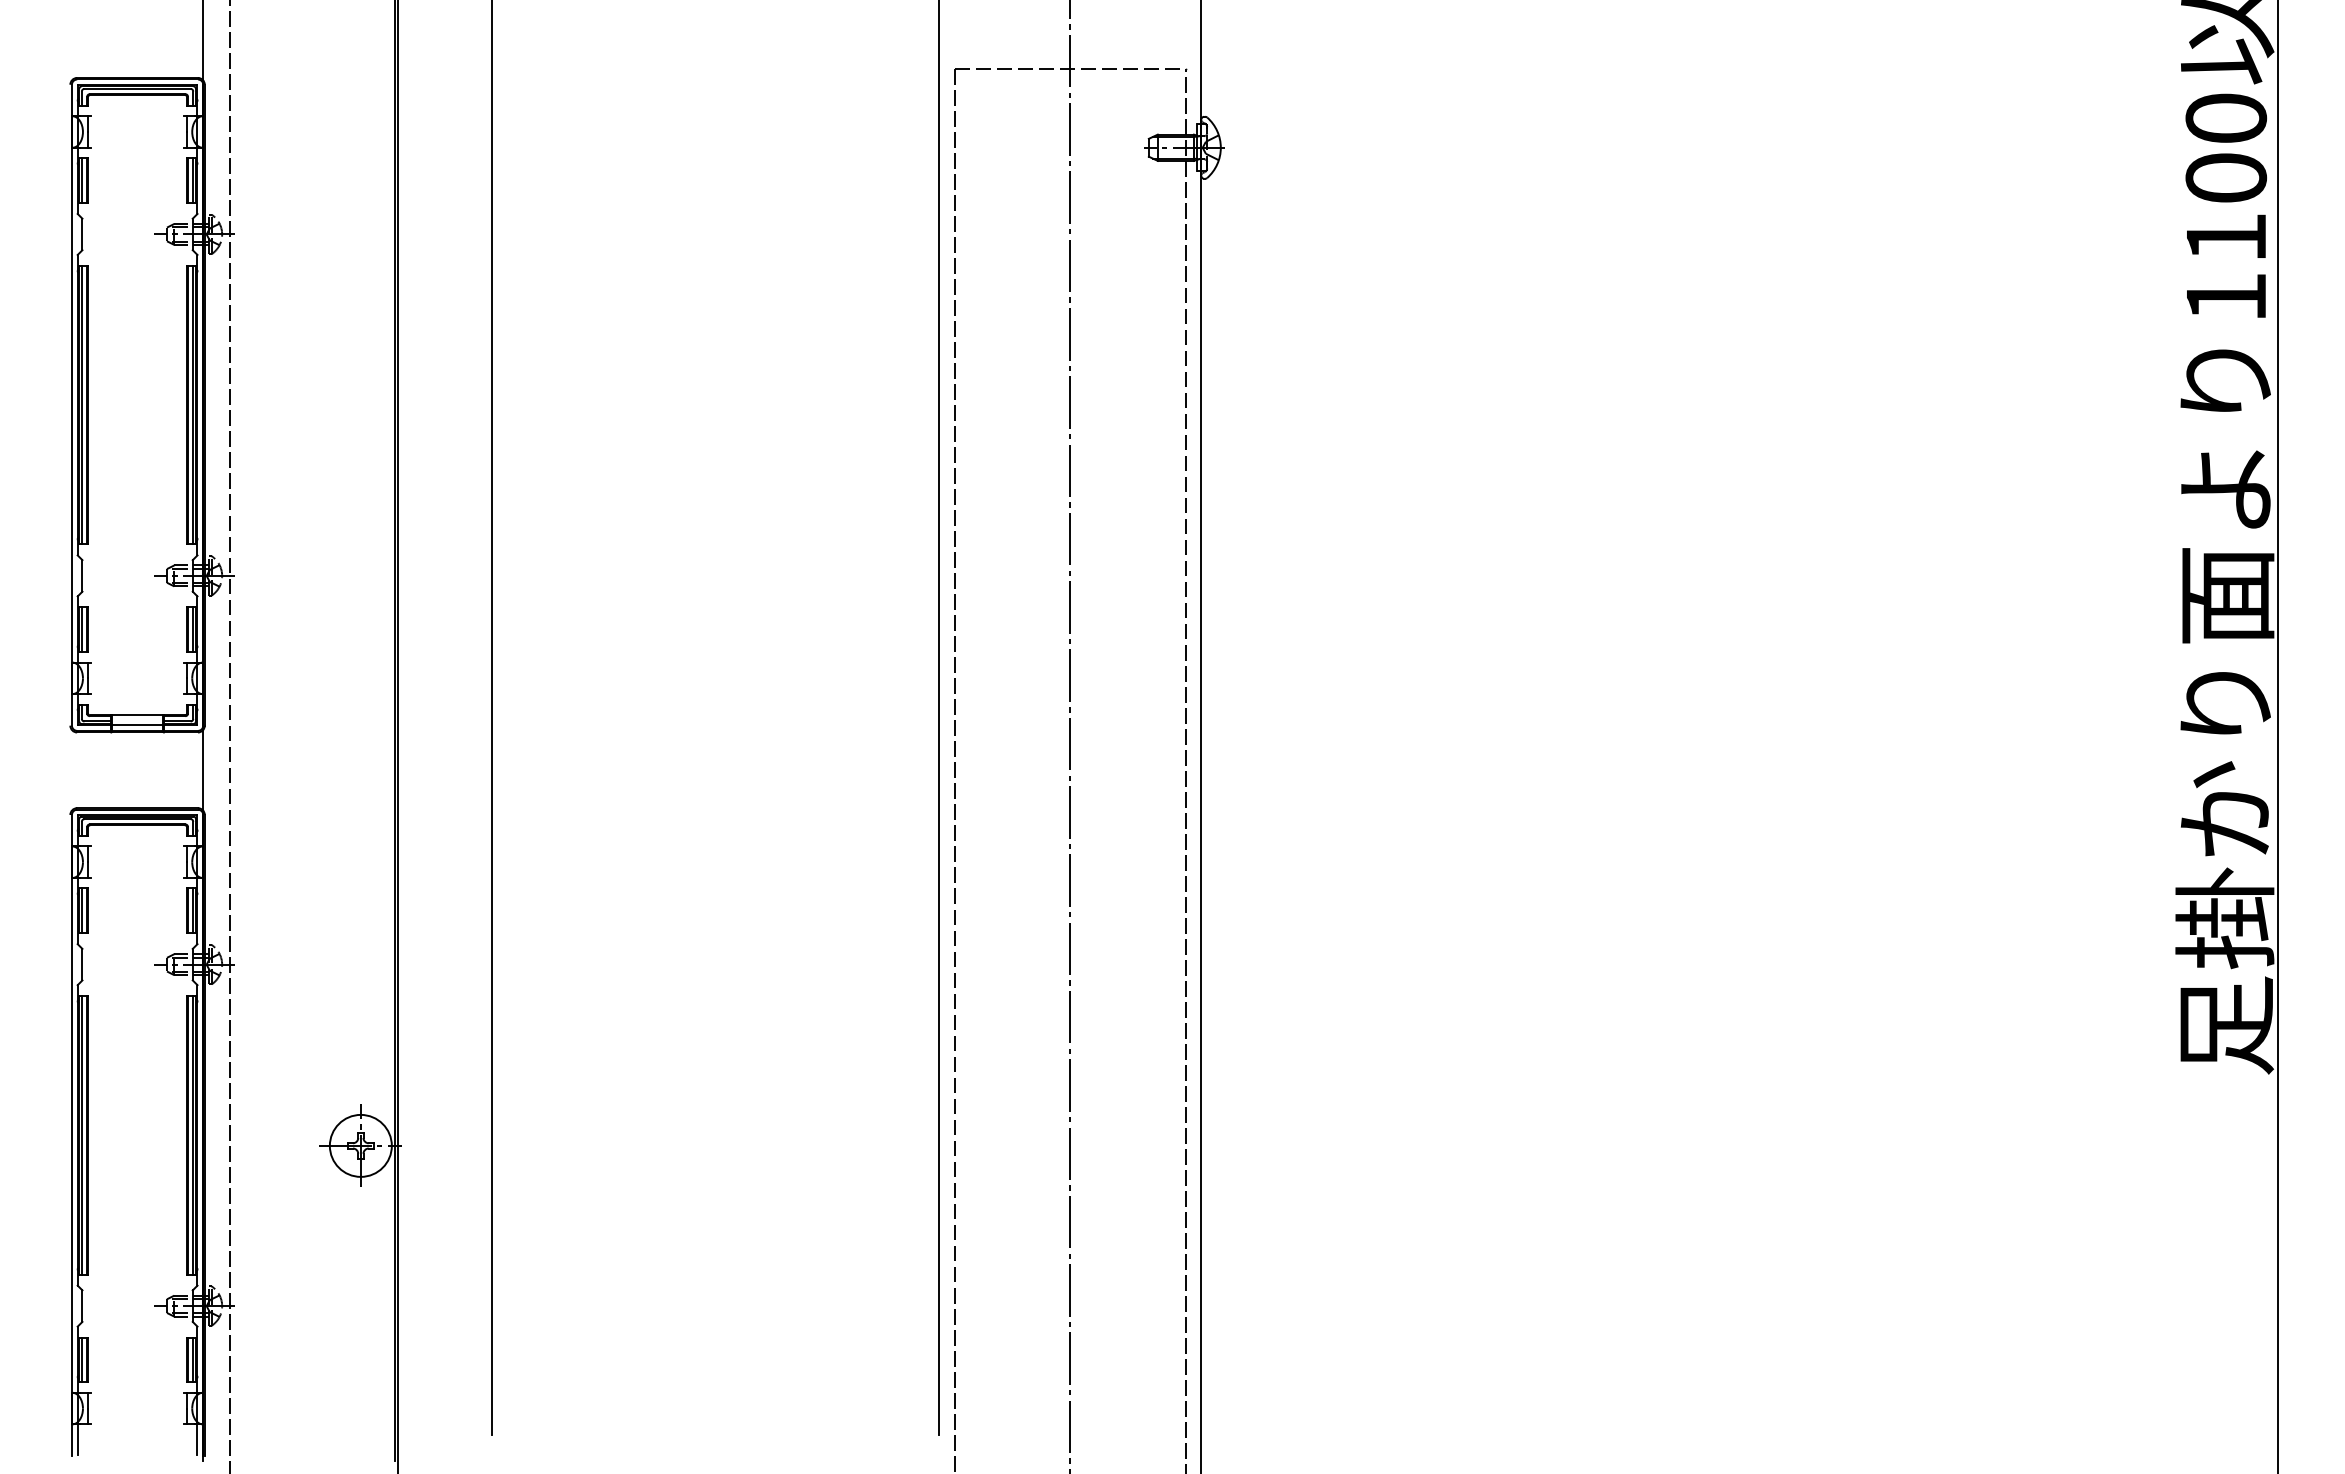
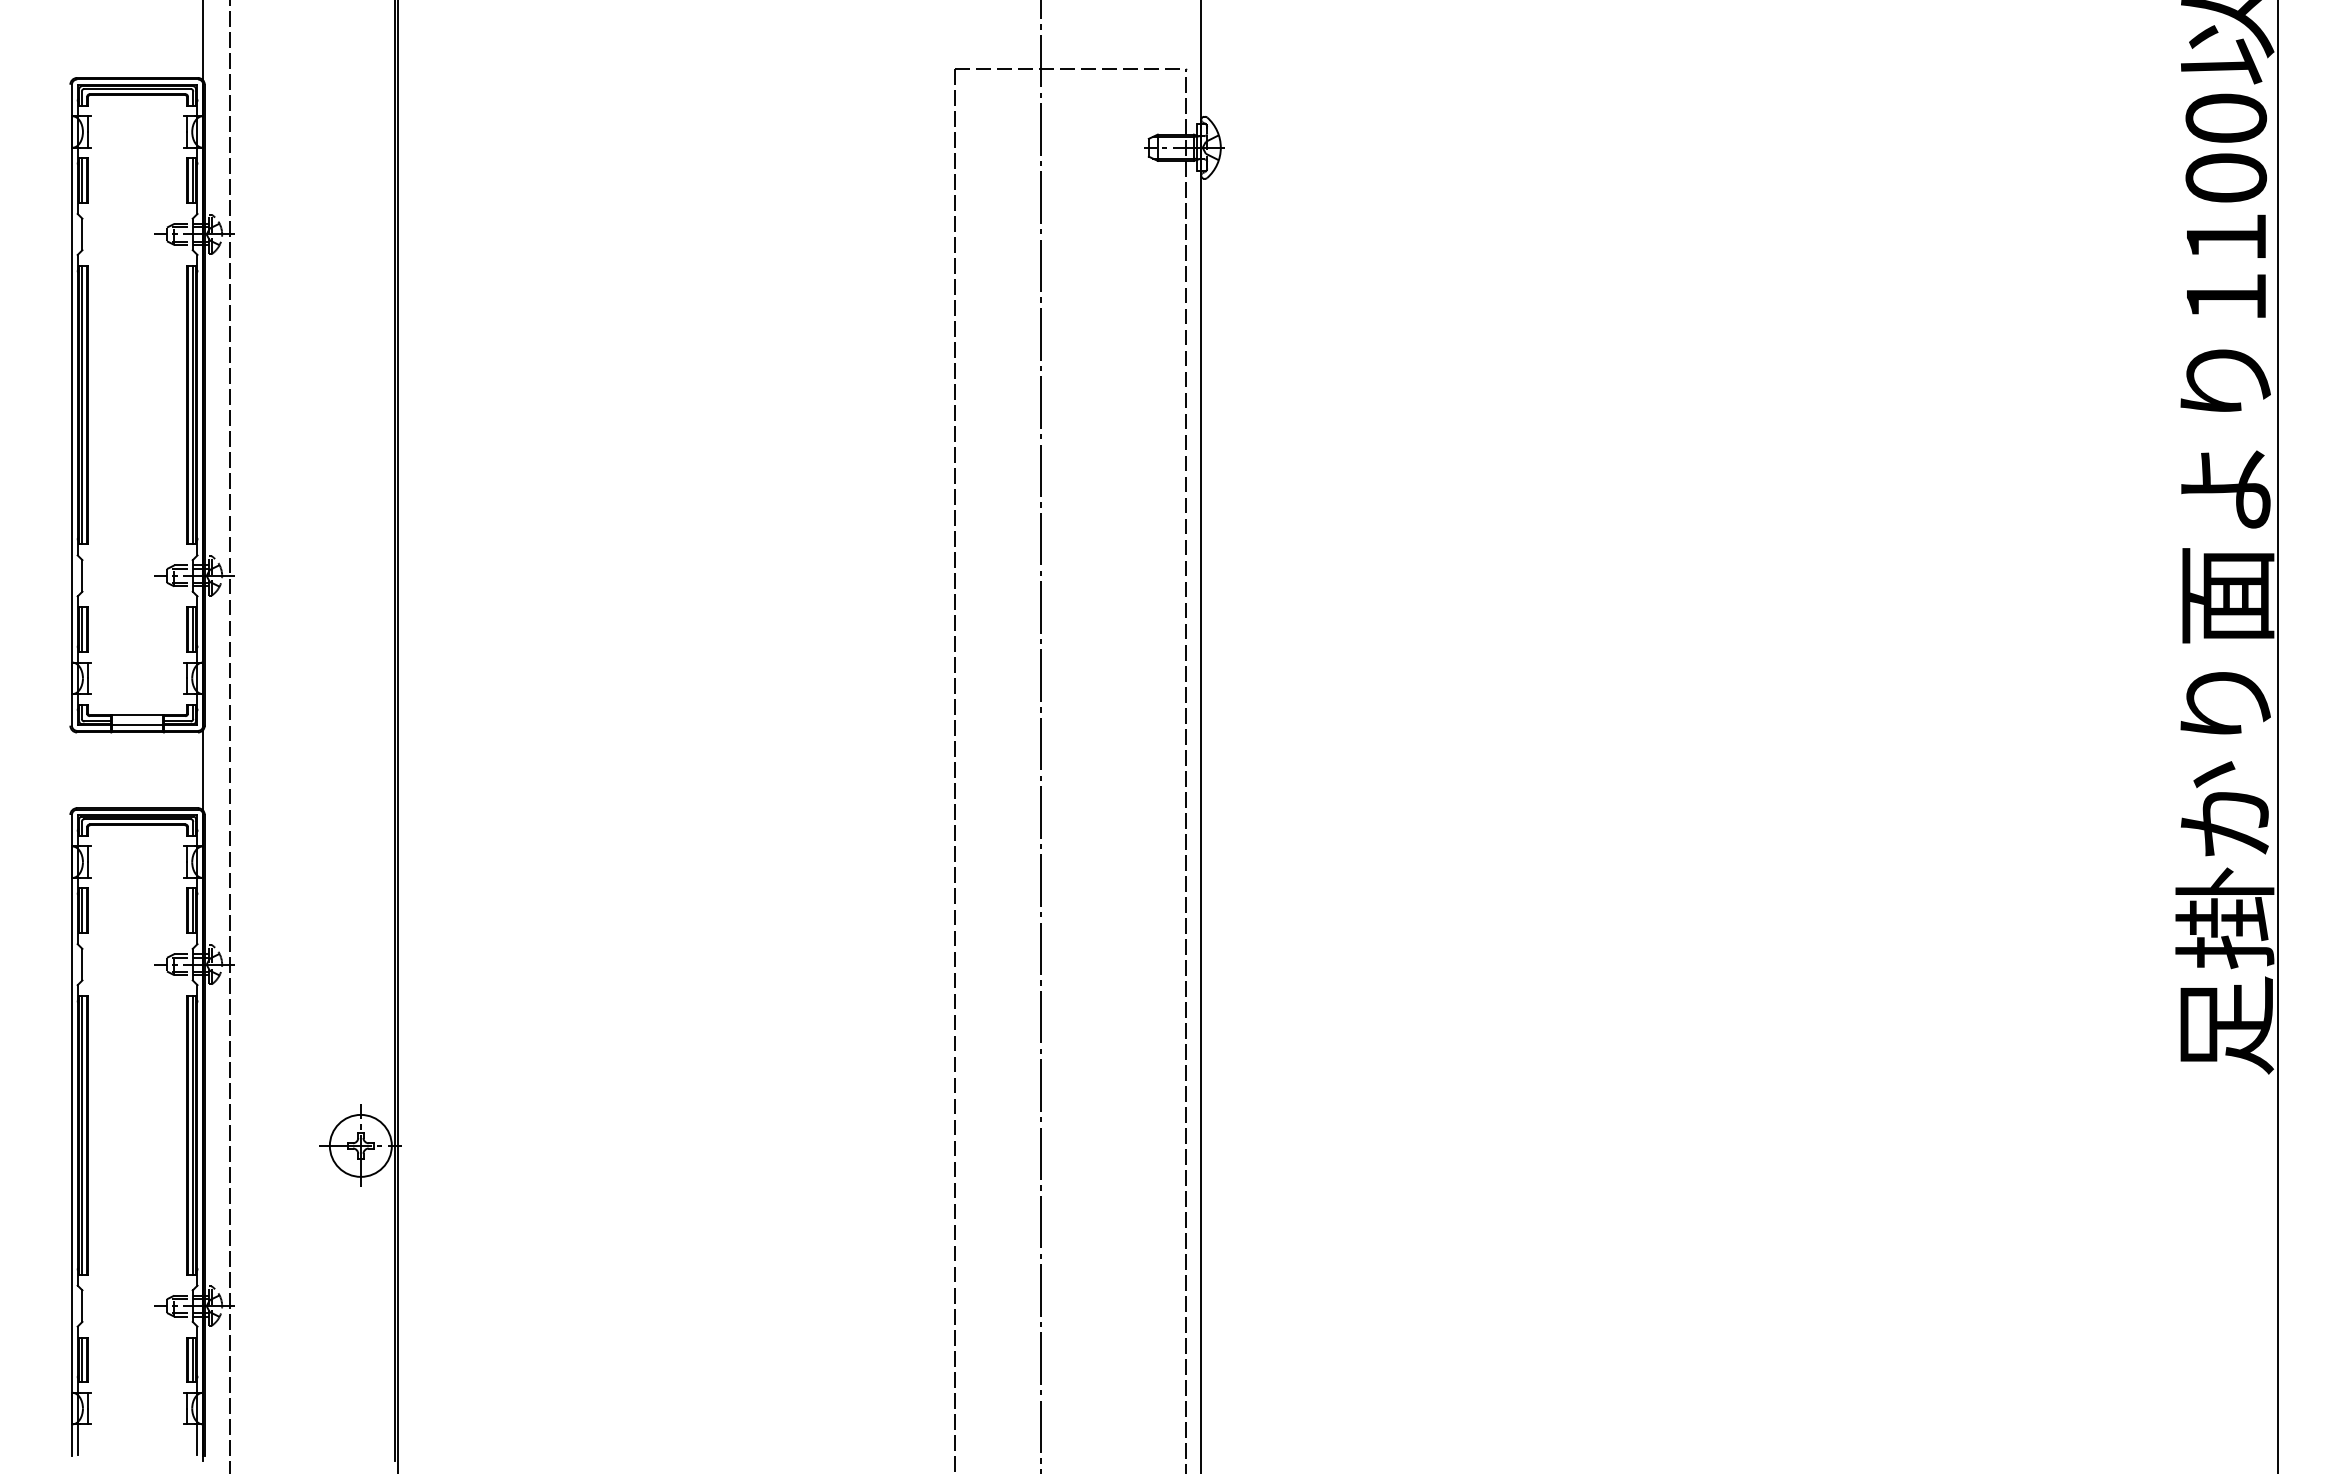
line: present -> none (492, 718)
line: present -> none (938, 718)
line position: (1070, 736) -> (1041, 736) (1041, 736)
